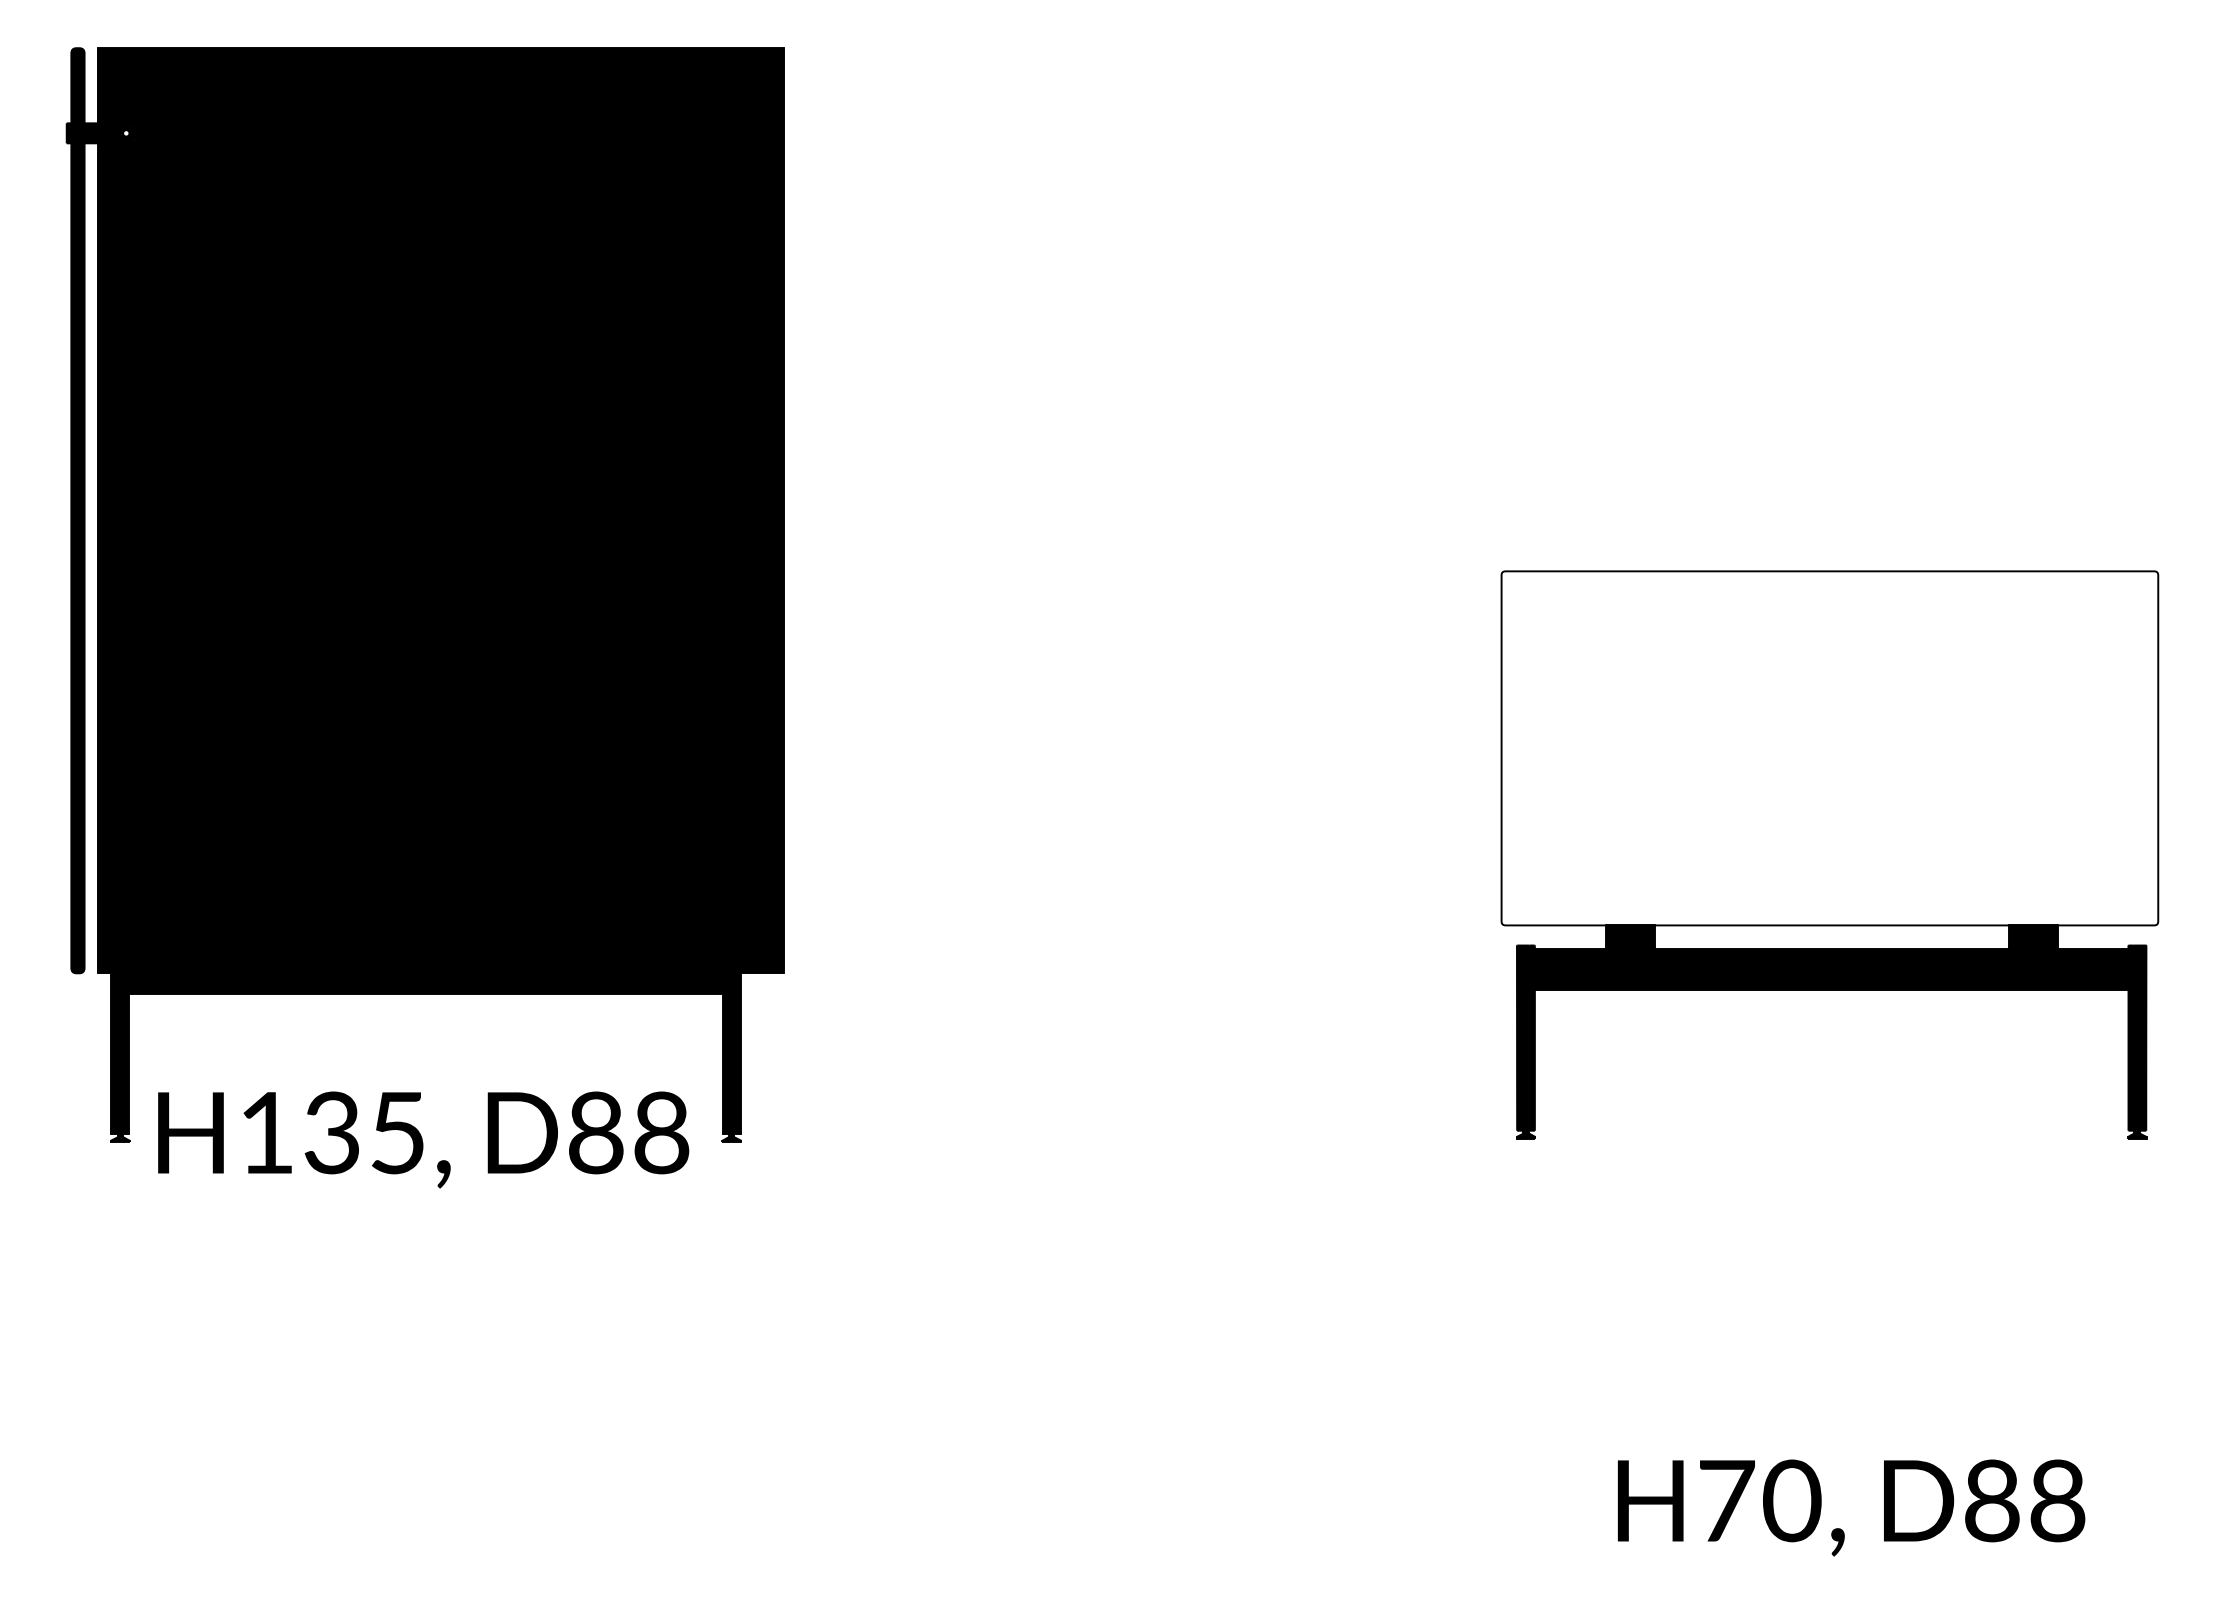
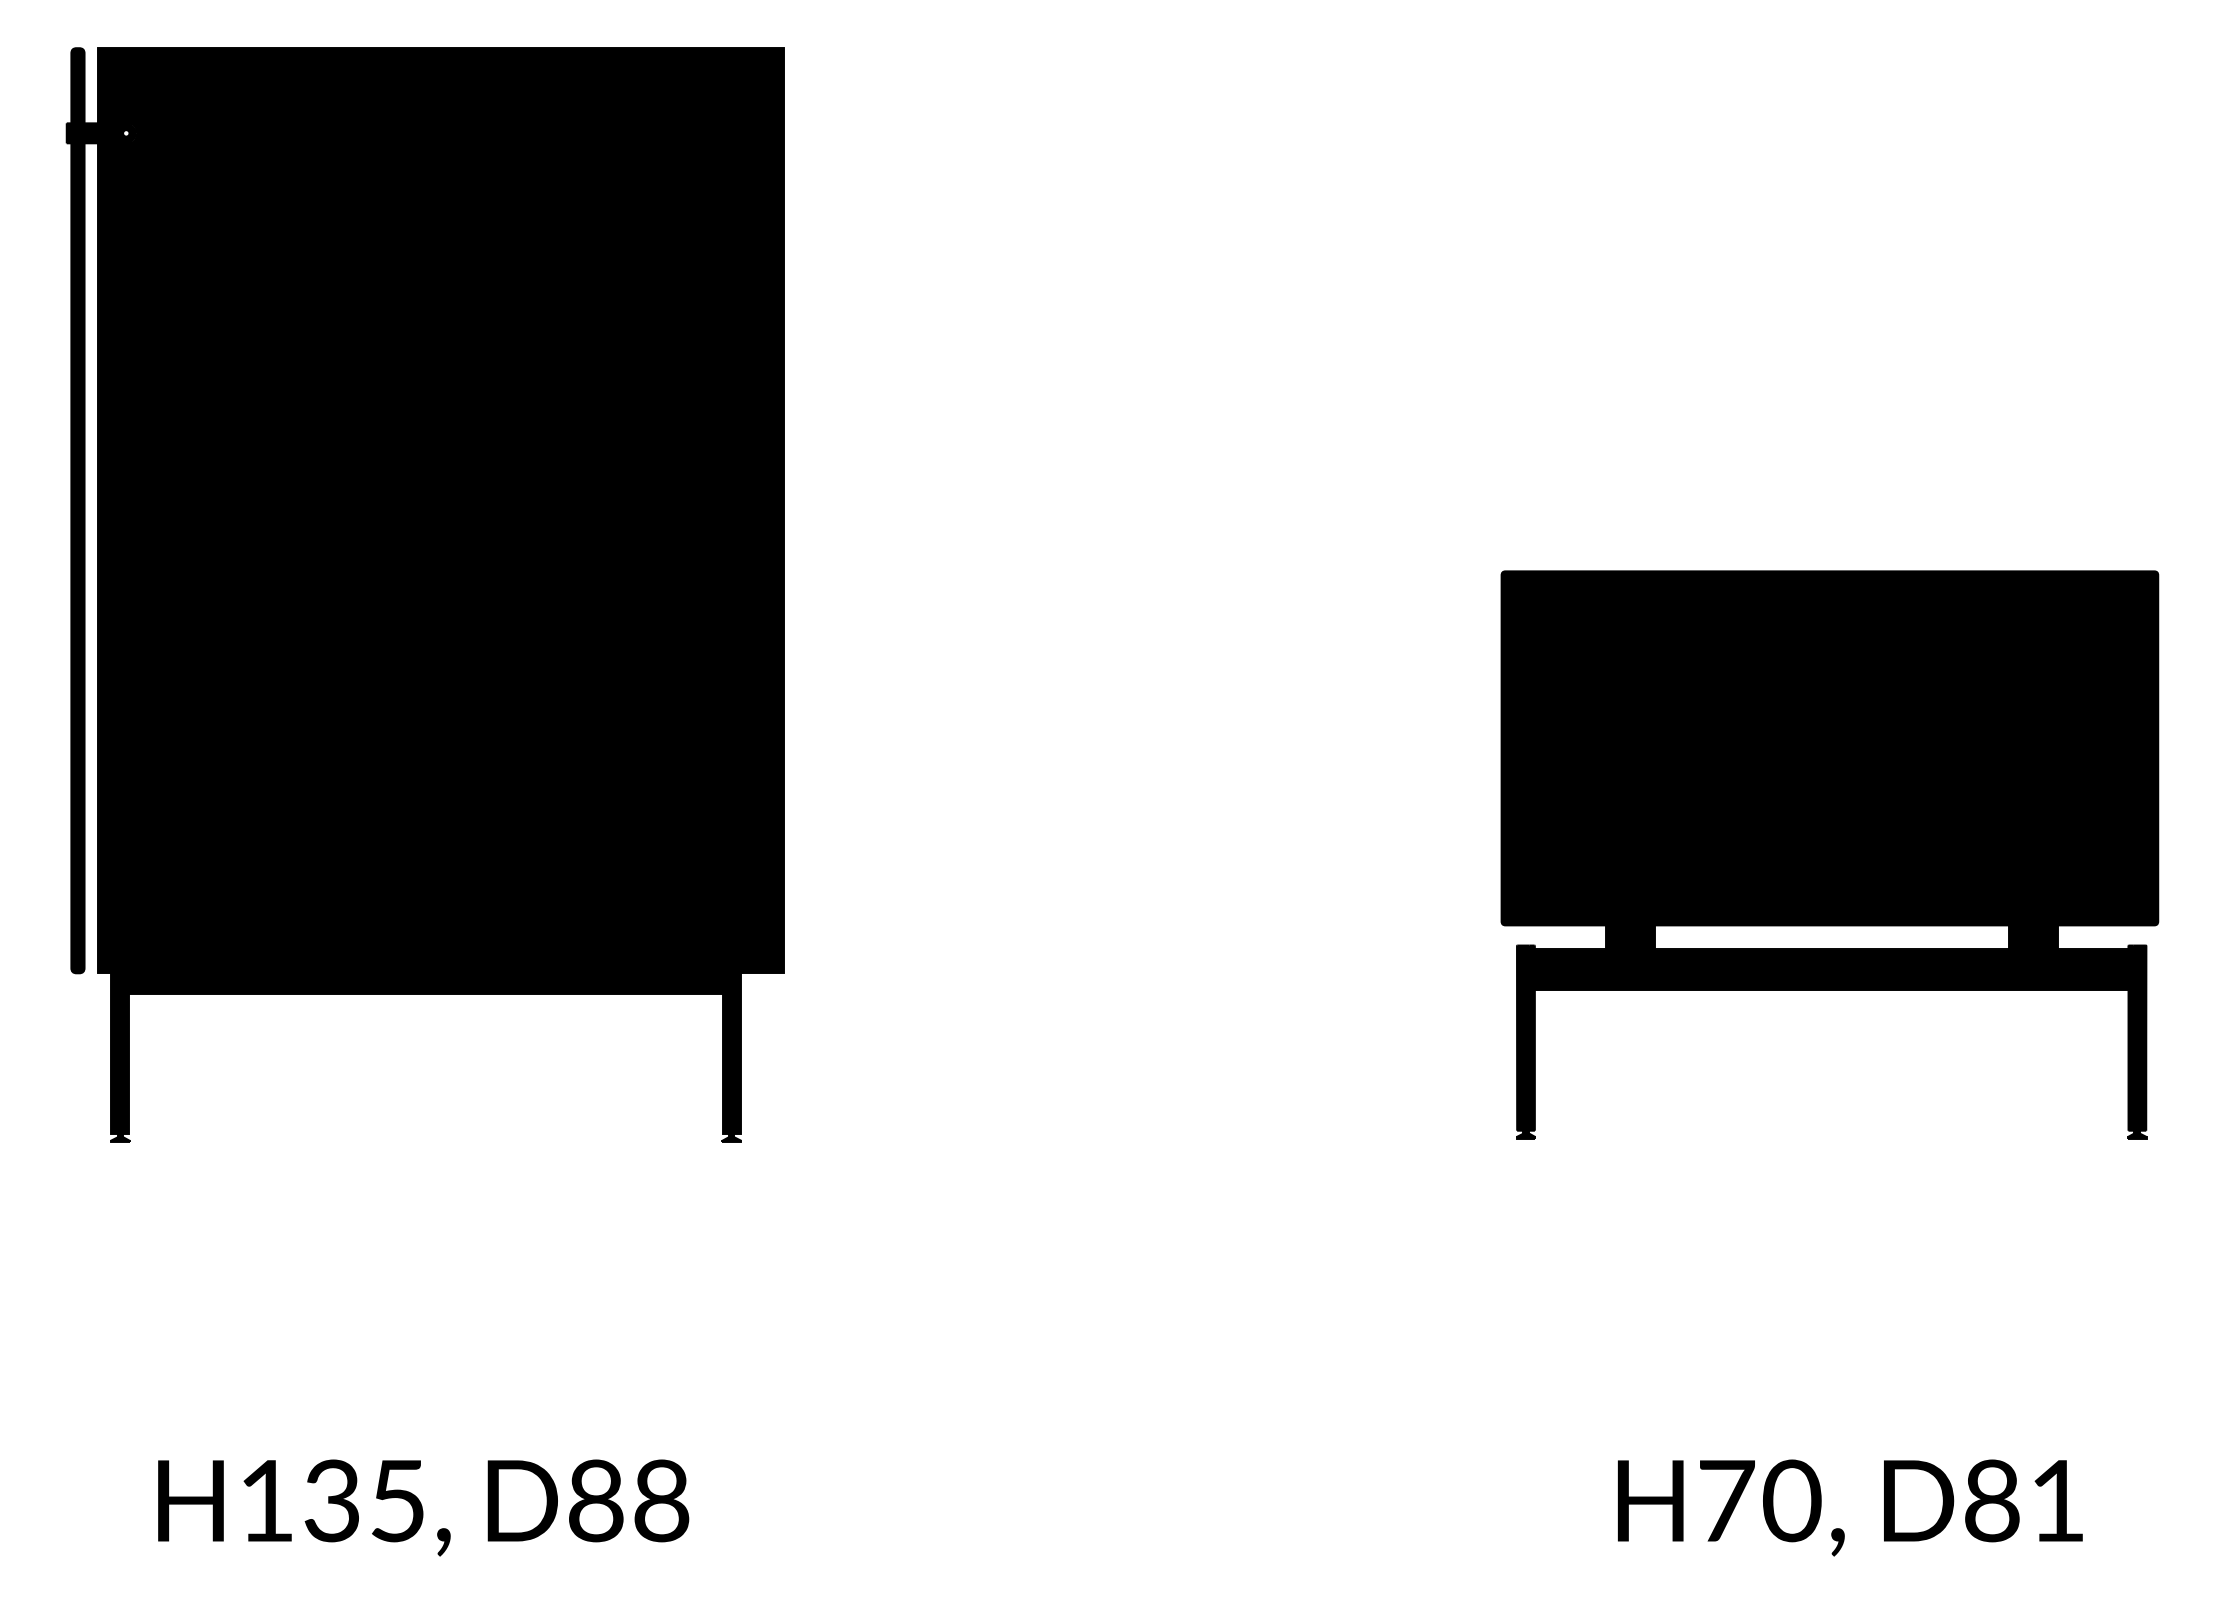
fill: none -> present (1829, 748)
text position: (423, 1139) -> (423, 1507) (423, 1507)
text: D88 -> D81 (2057, 1500)
